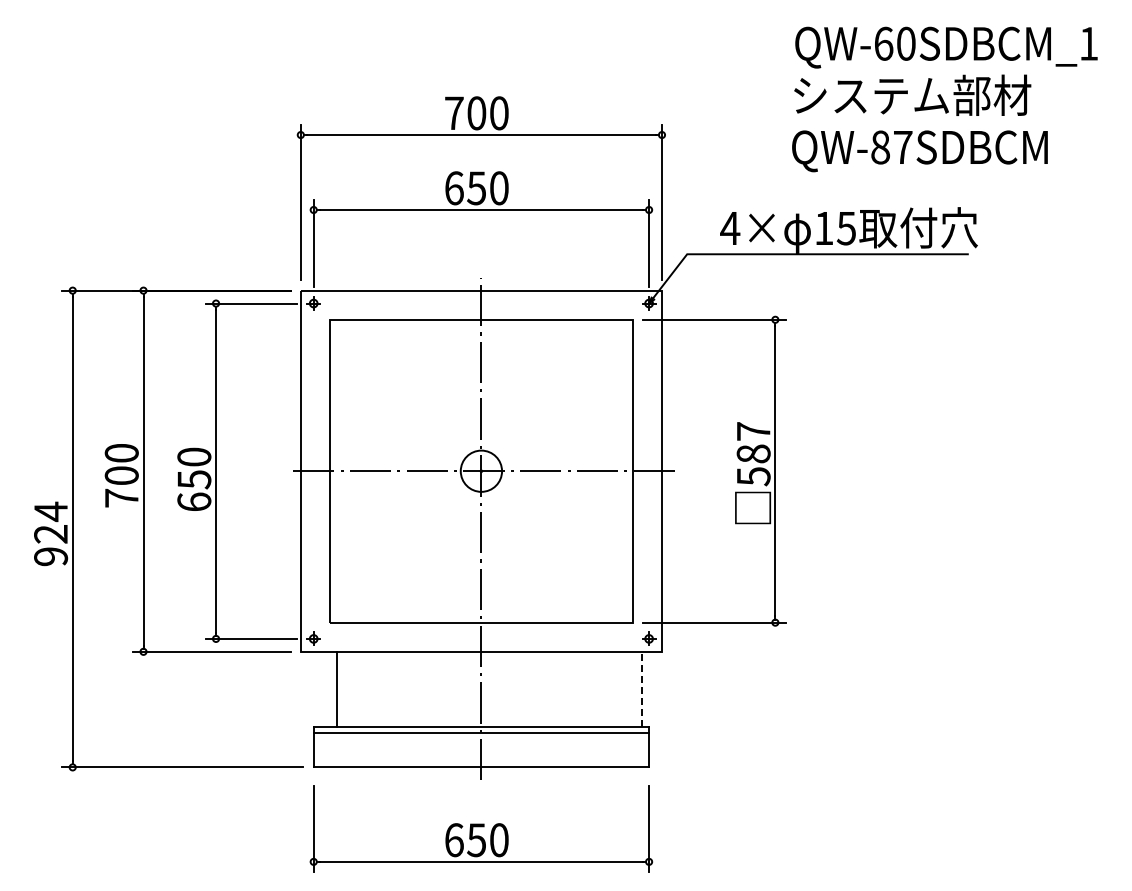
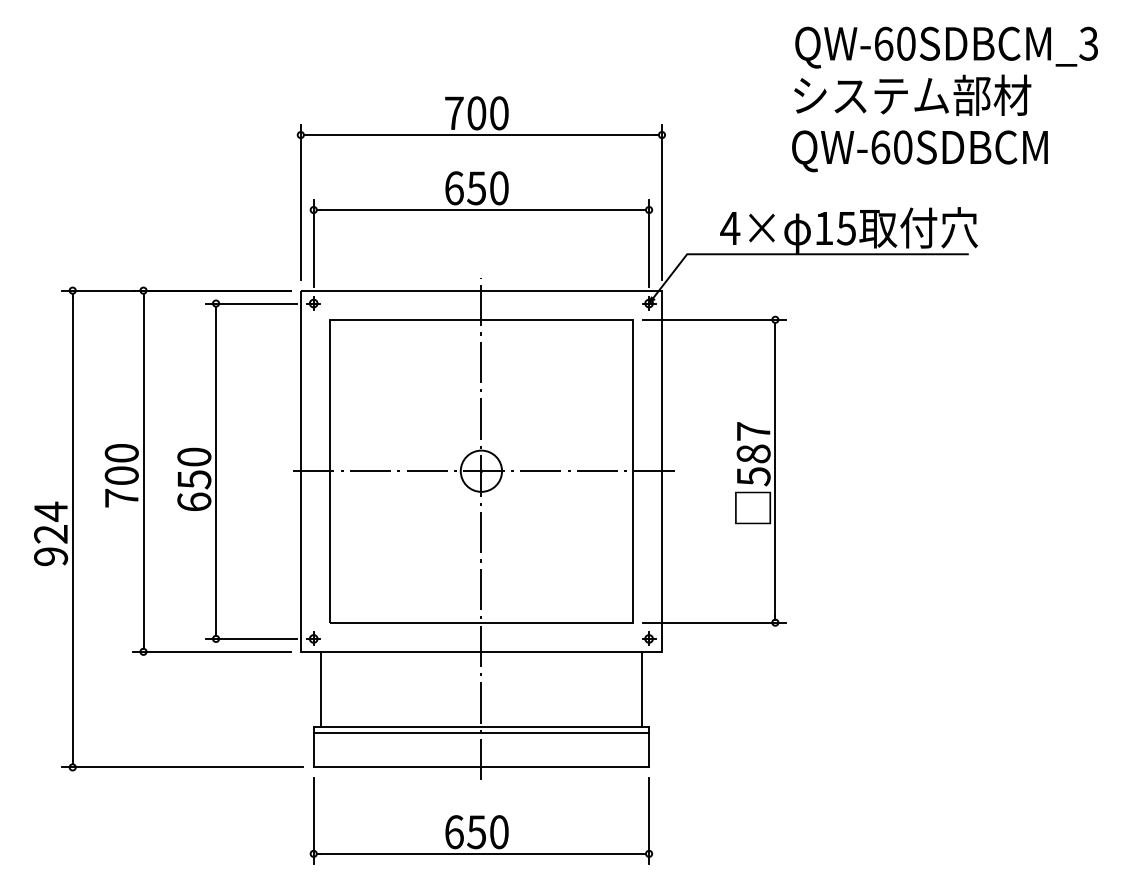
text: QW-60SDBCM_1 -> QW-60SDBCM_3 (1088, 43)
text: QW-87SDBCM -> QW-60SDBCM (891, 147)
line position: (336, 689) -> (320, 689) (320, 689)
line: dashed -> solid (642, 689)
part position: (481, 828) -> (481, 820) (481, 820)
